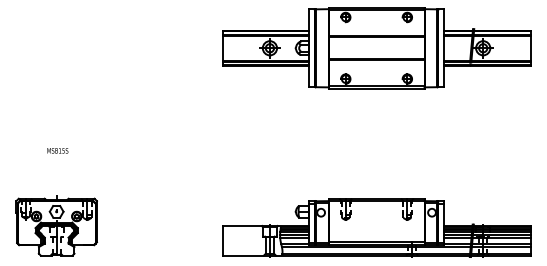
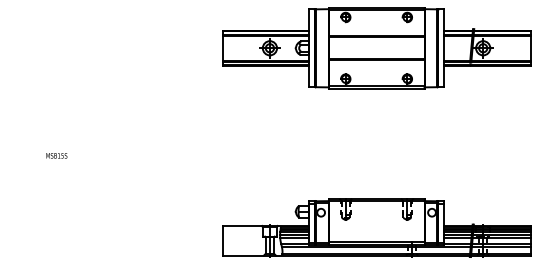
text position: (57, 150) -> (56, 155) (56, 155)
part: present -> none (56, 225)
